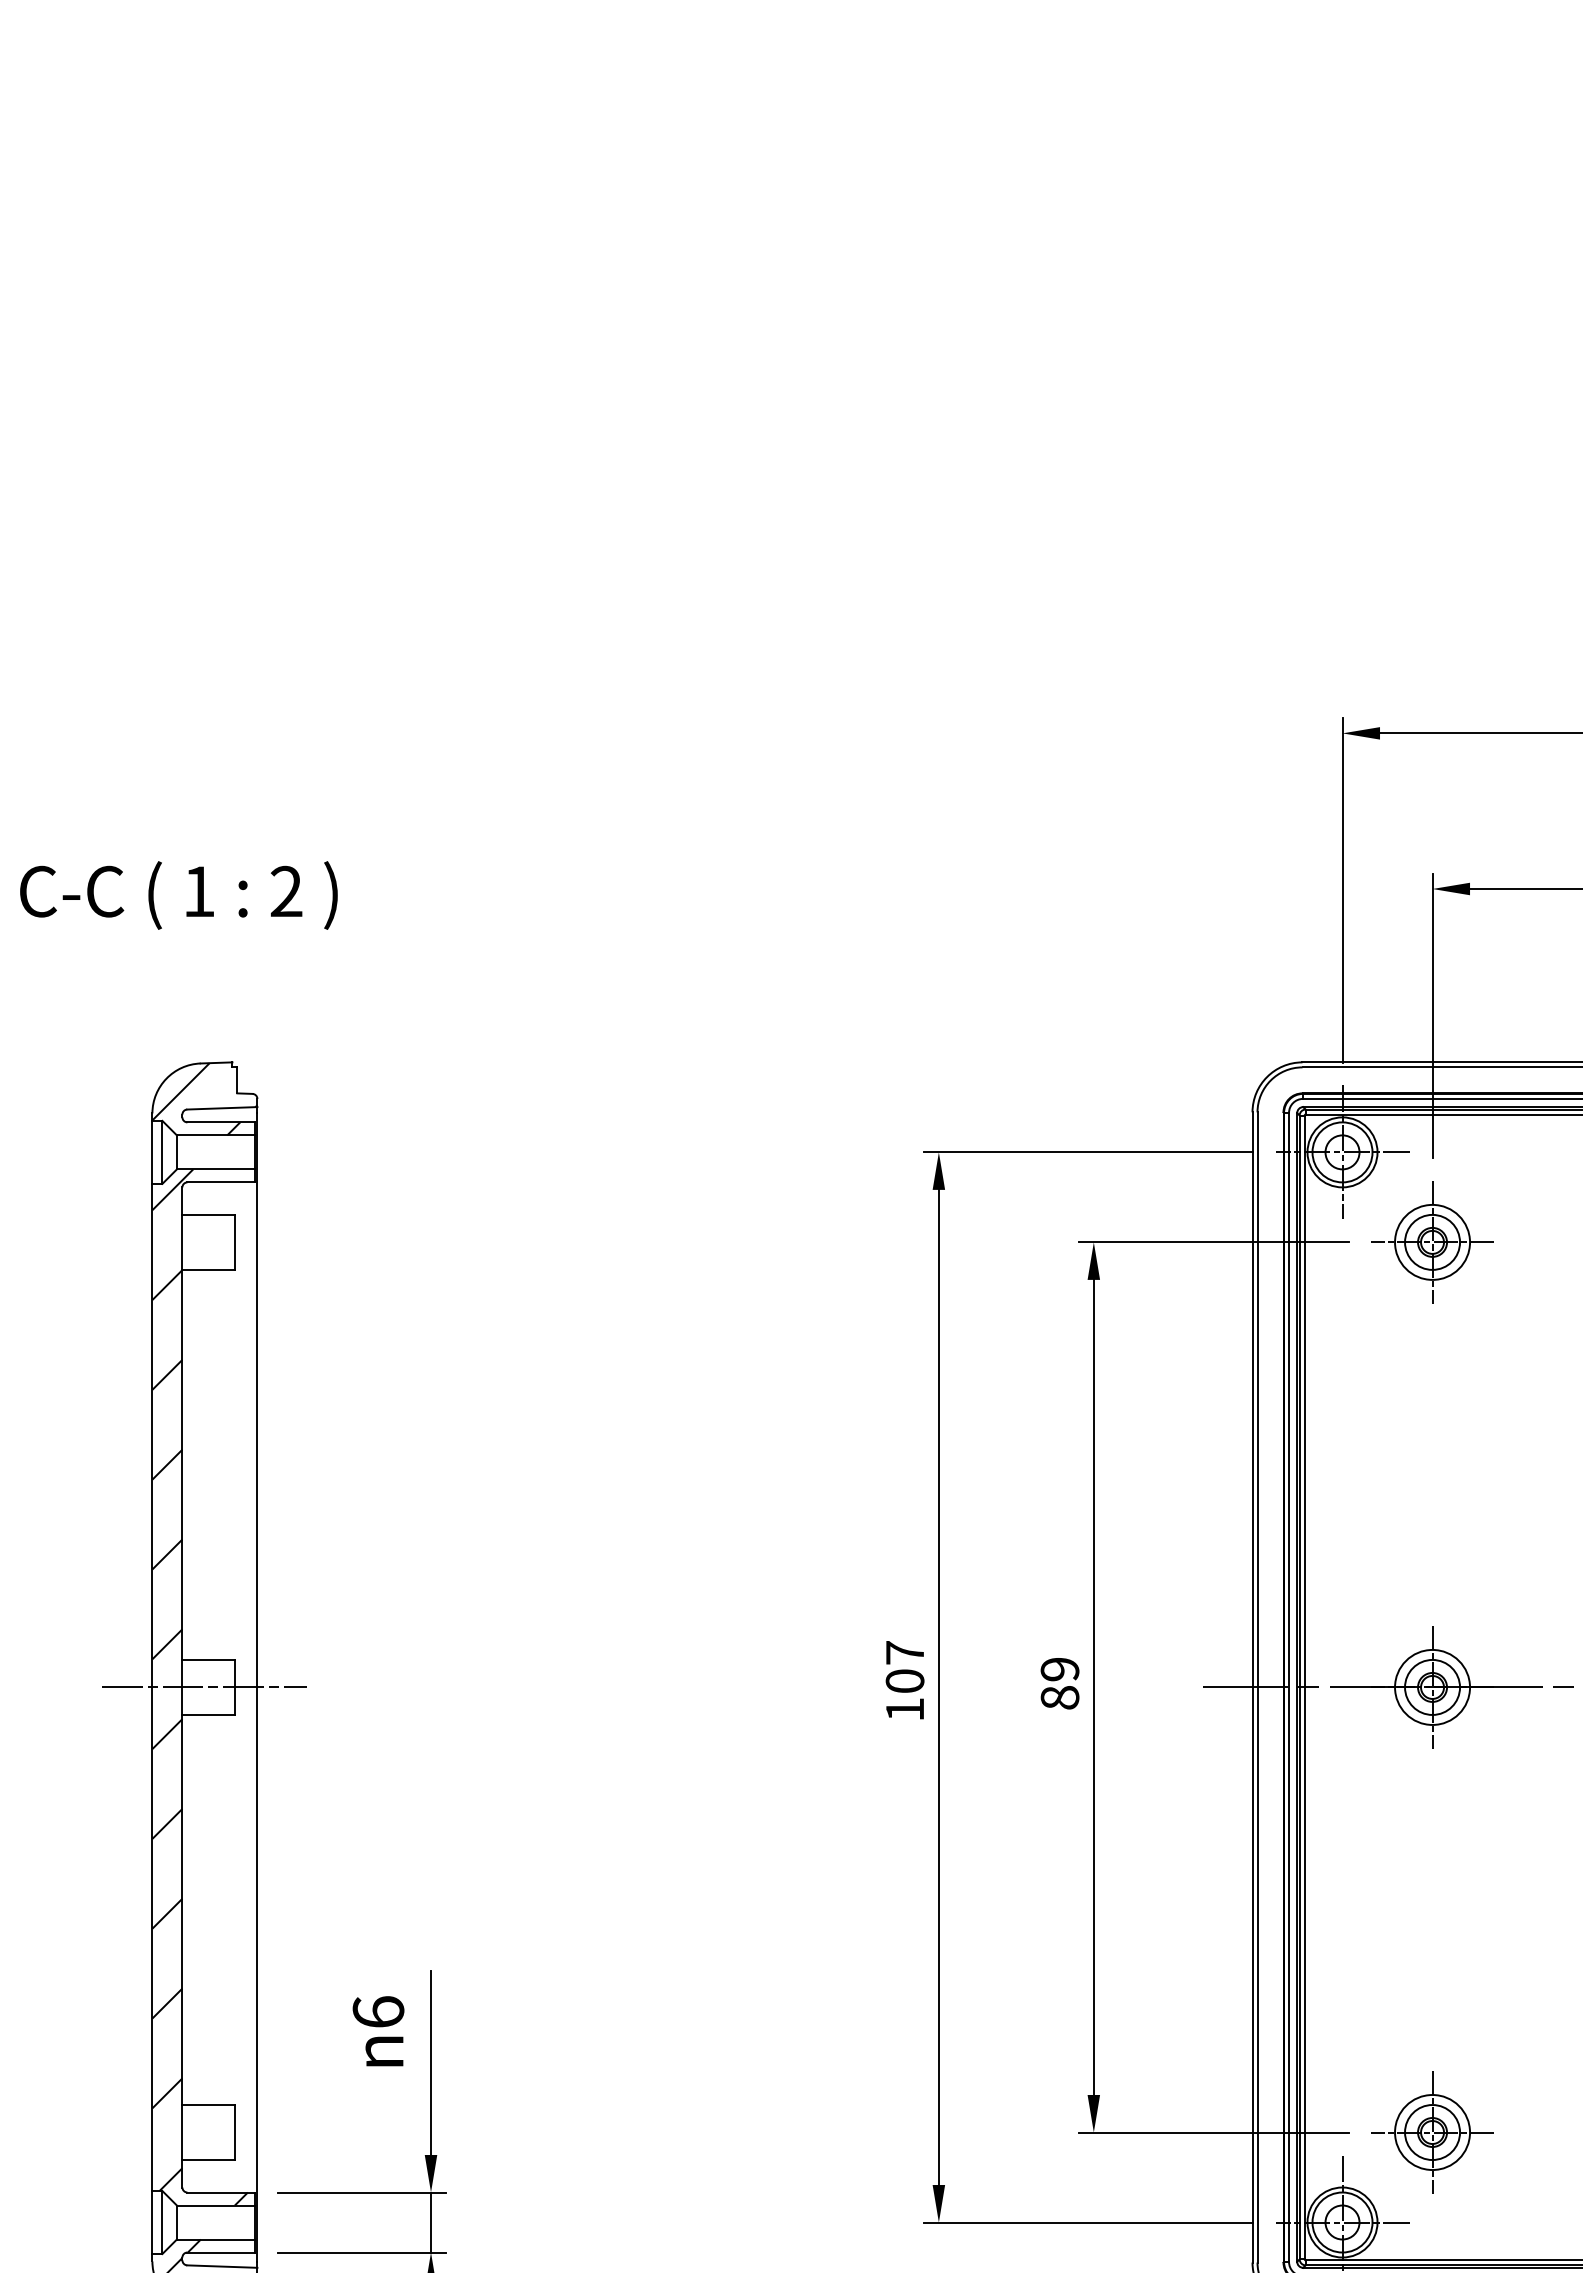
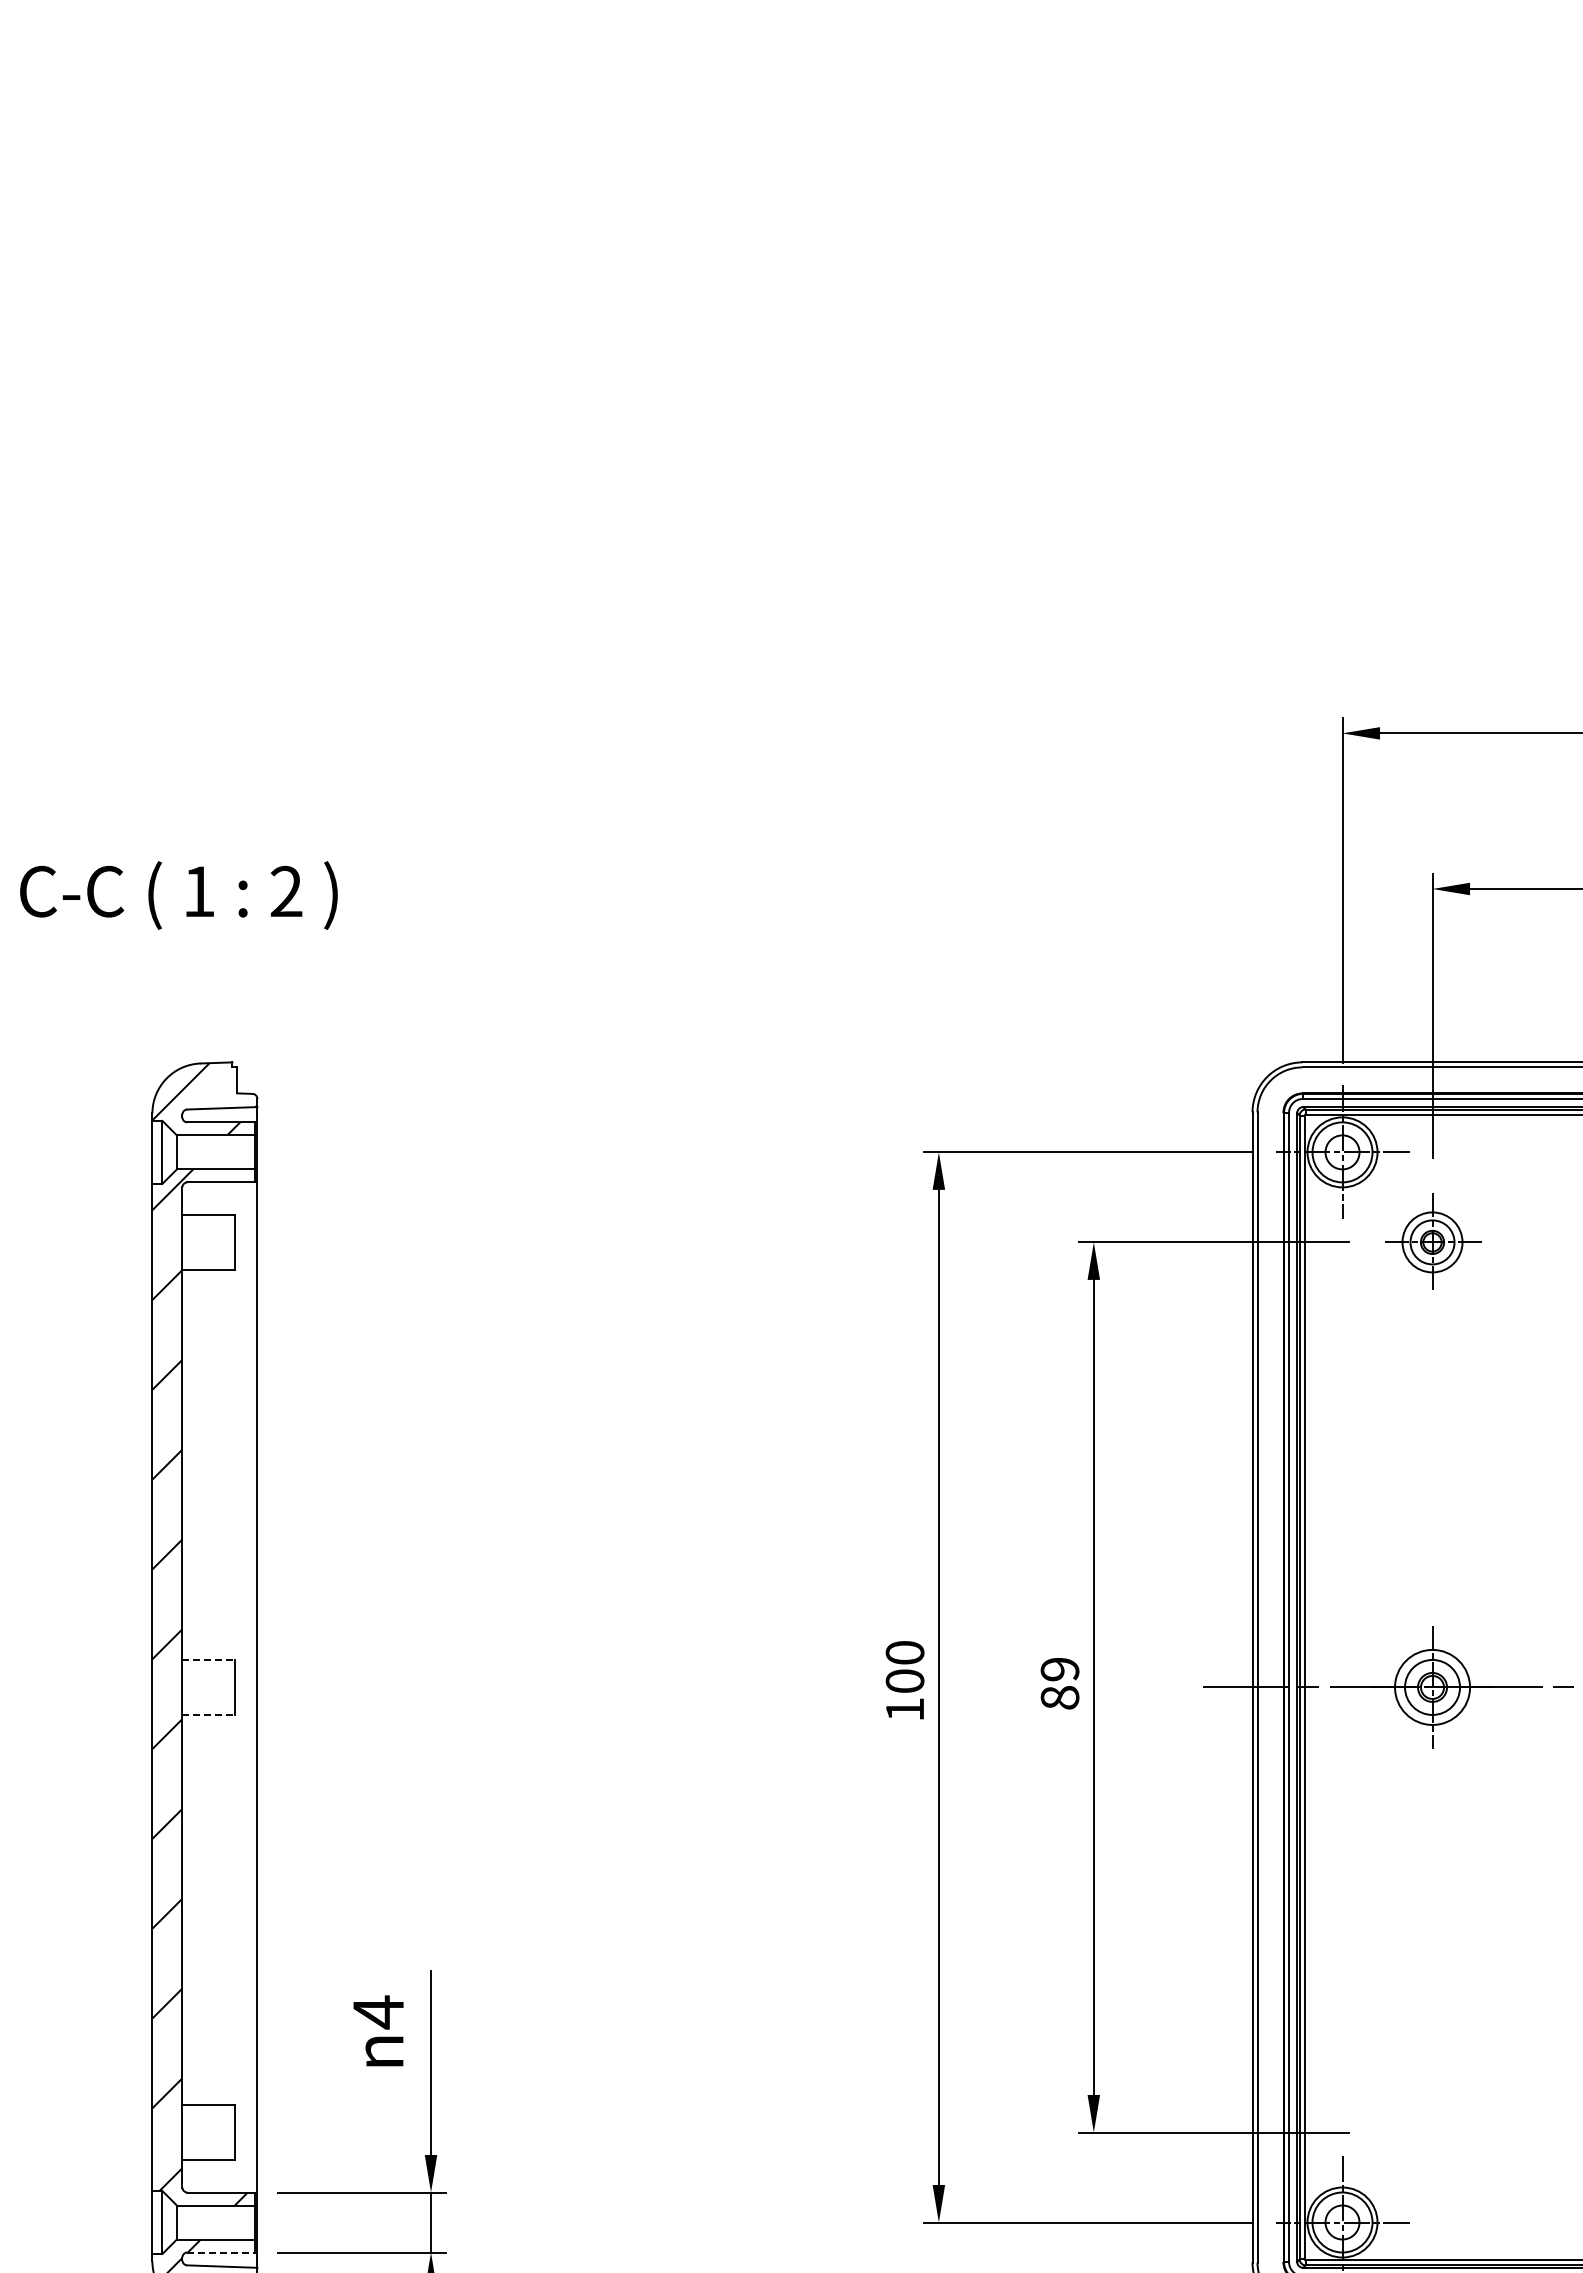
part size: 123x123 px -> 97x97 px (1433, 1241)
text: 107 -> 100 (904, 1652)
line: solid -> dashed (208, 1659)
line: present -> none (204, 1687)
line: solid -> dashed (208, 1714)
text: 6 -> 4 (378, 2012)
part: present -> none (1432, 2132)
line: solid -> dashed (221, 2252)
